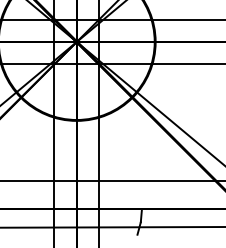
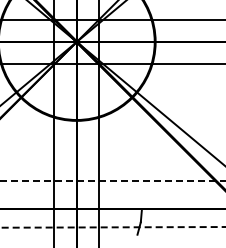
line: solid -> dashed (113, 181)
line: solid -> dashed (113, 227)
